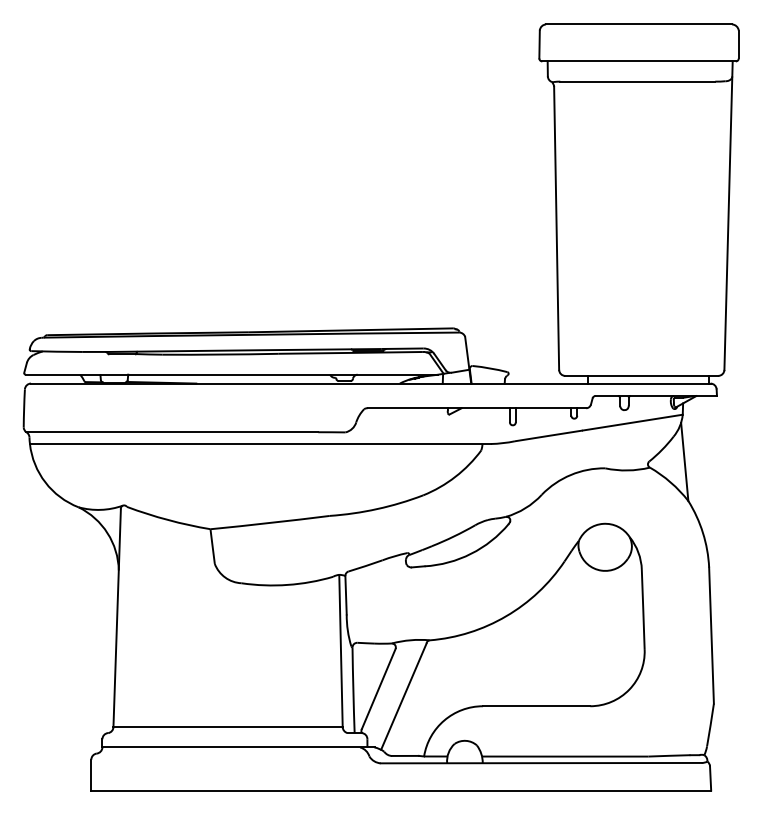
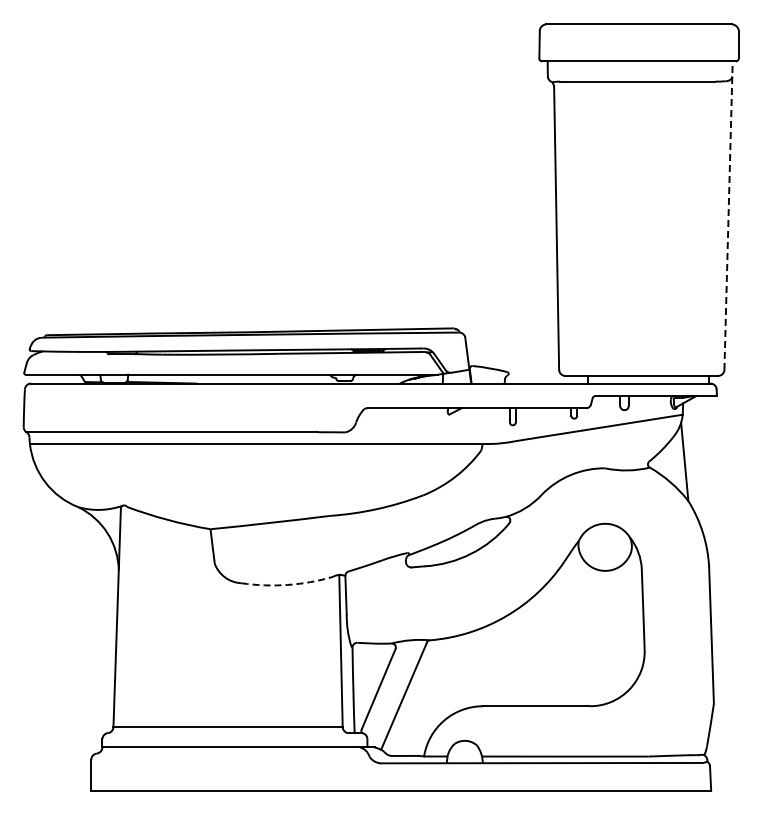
line: solid -> dashed (728, 215)
arc: solid -> dashed (287, 584)
